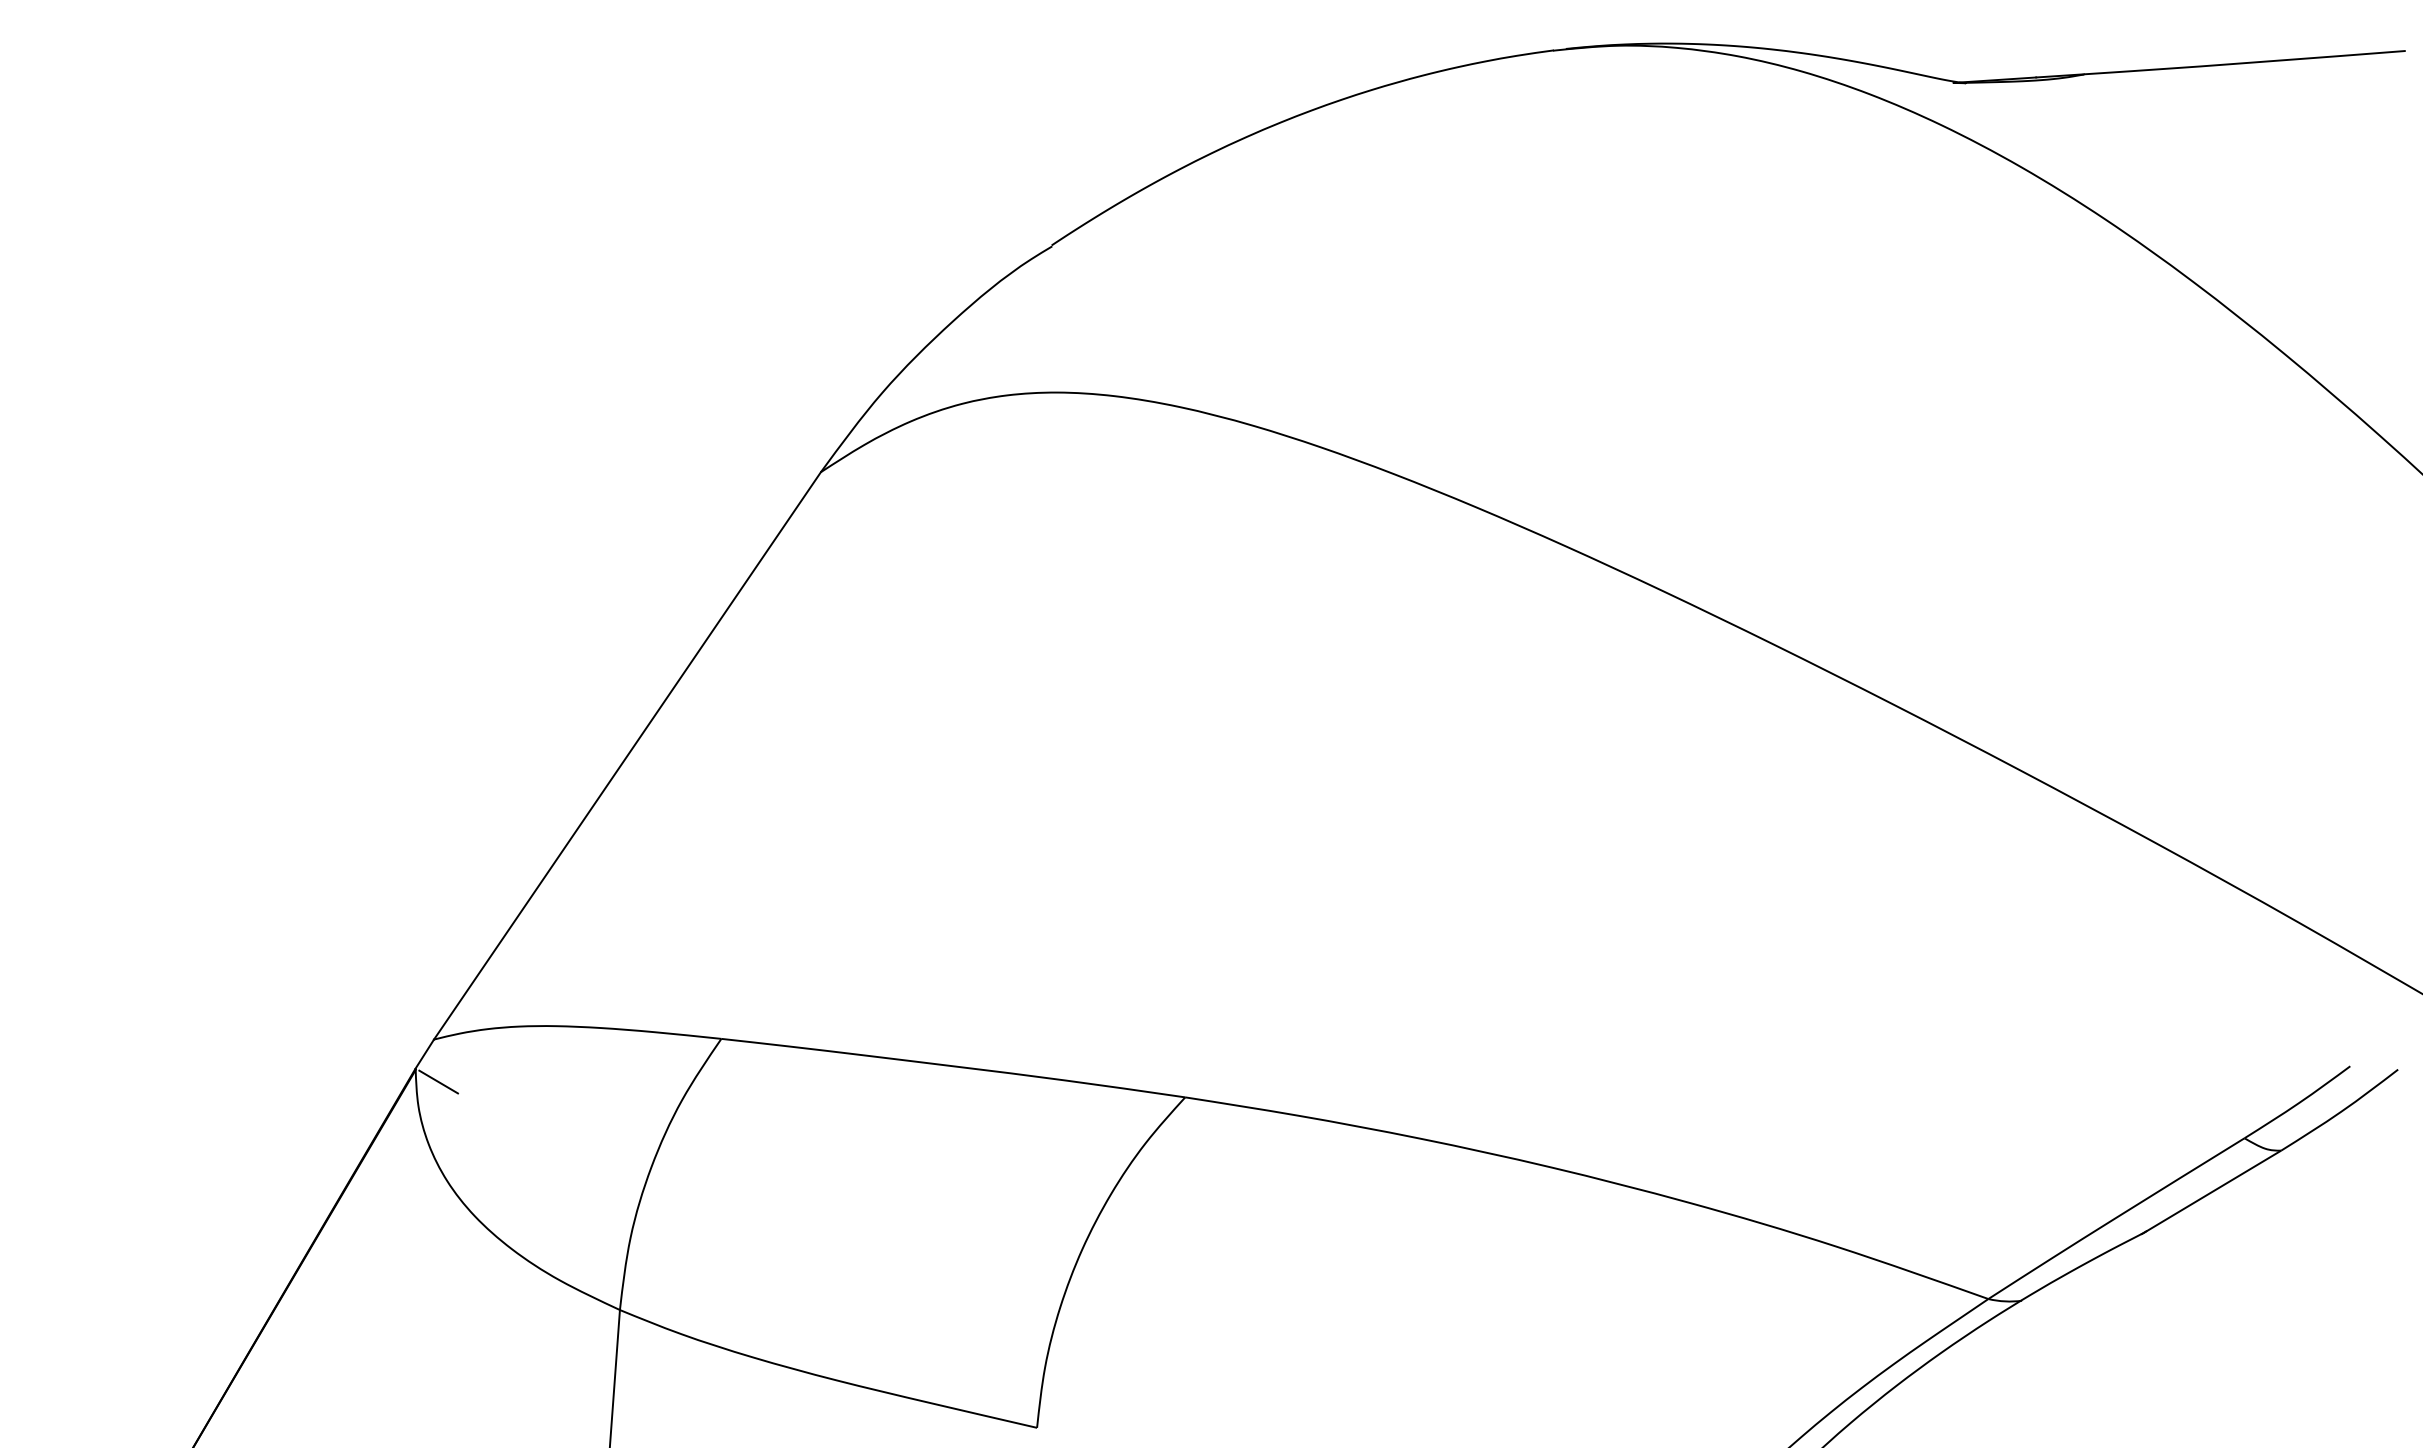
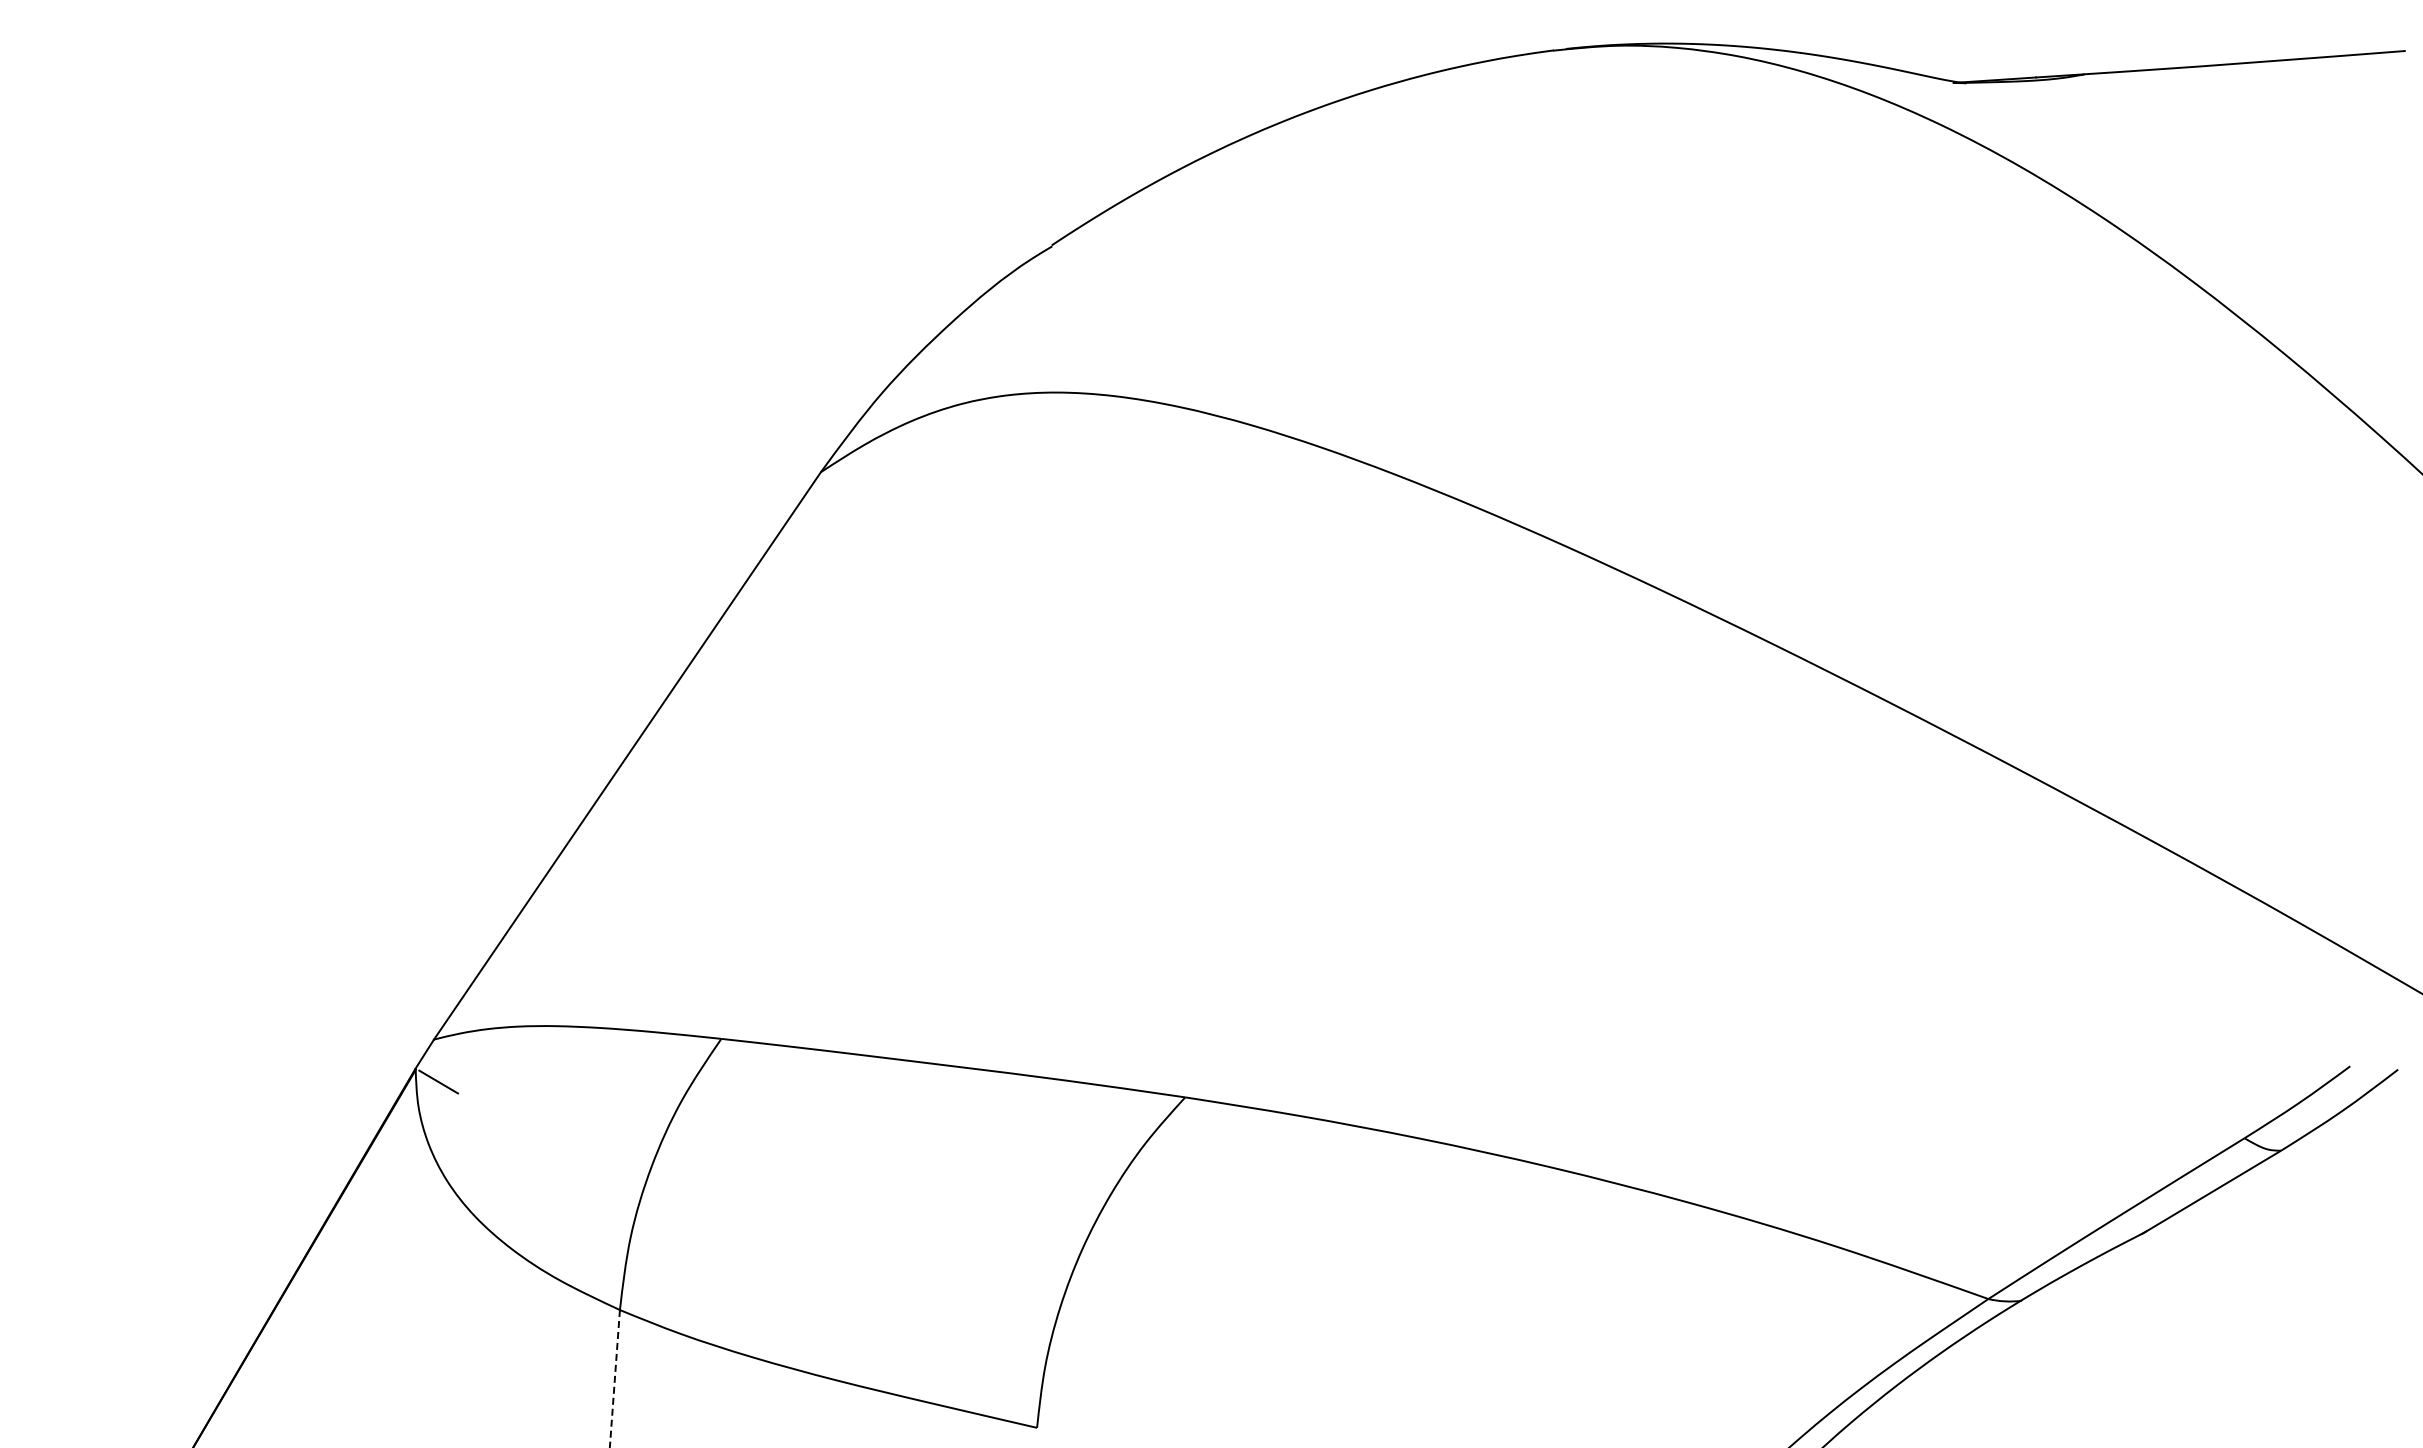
line: solid -> dashed (614, 1378)
